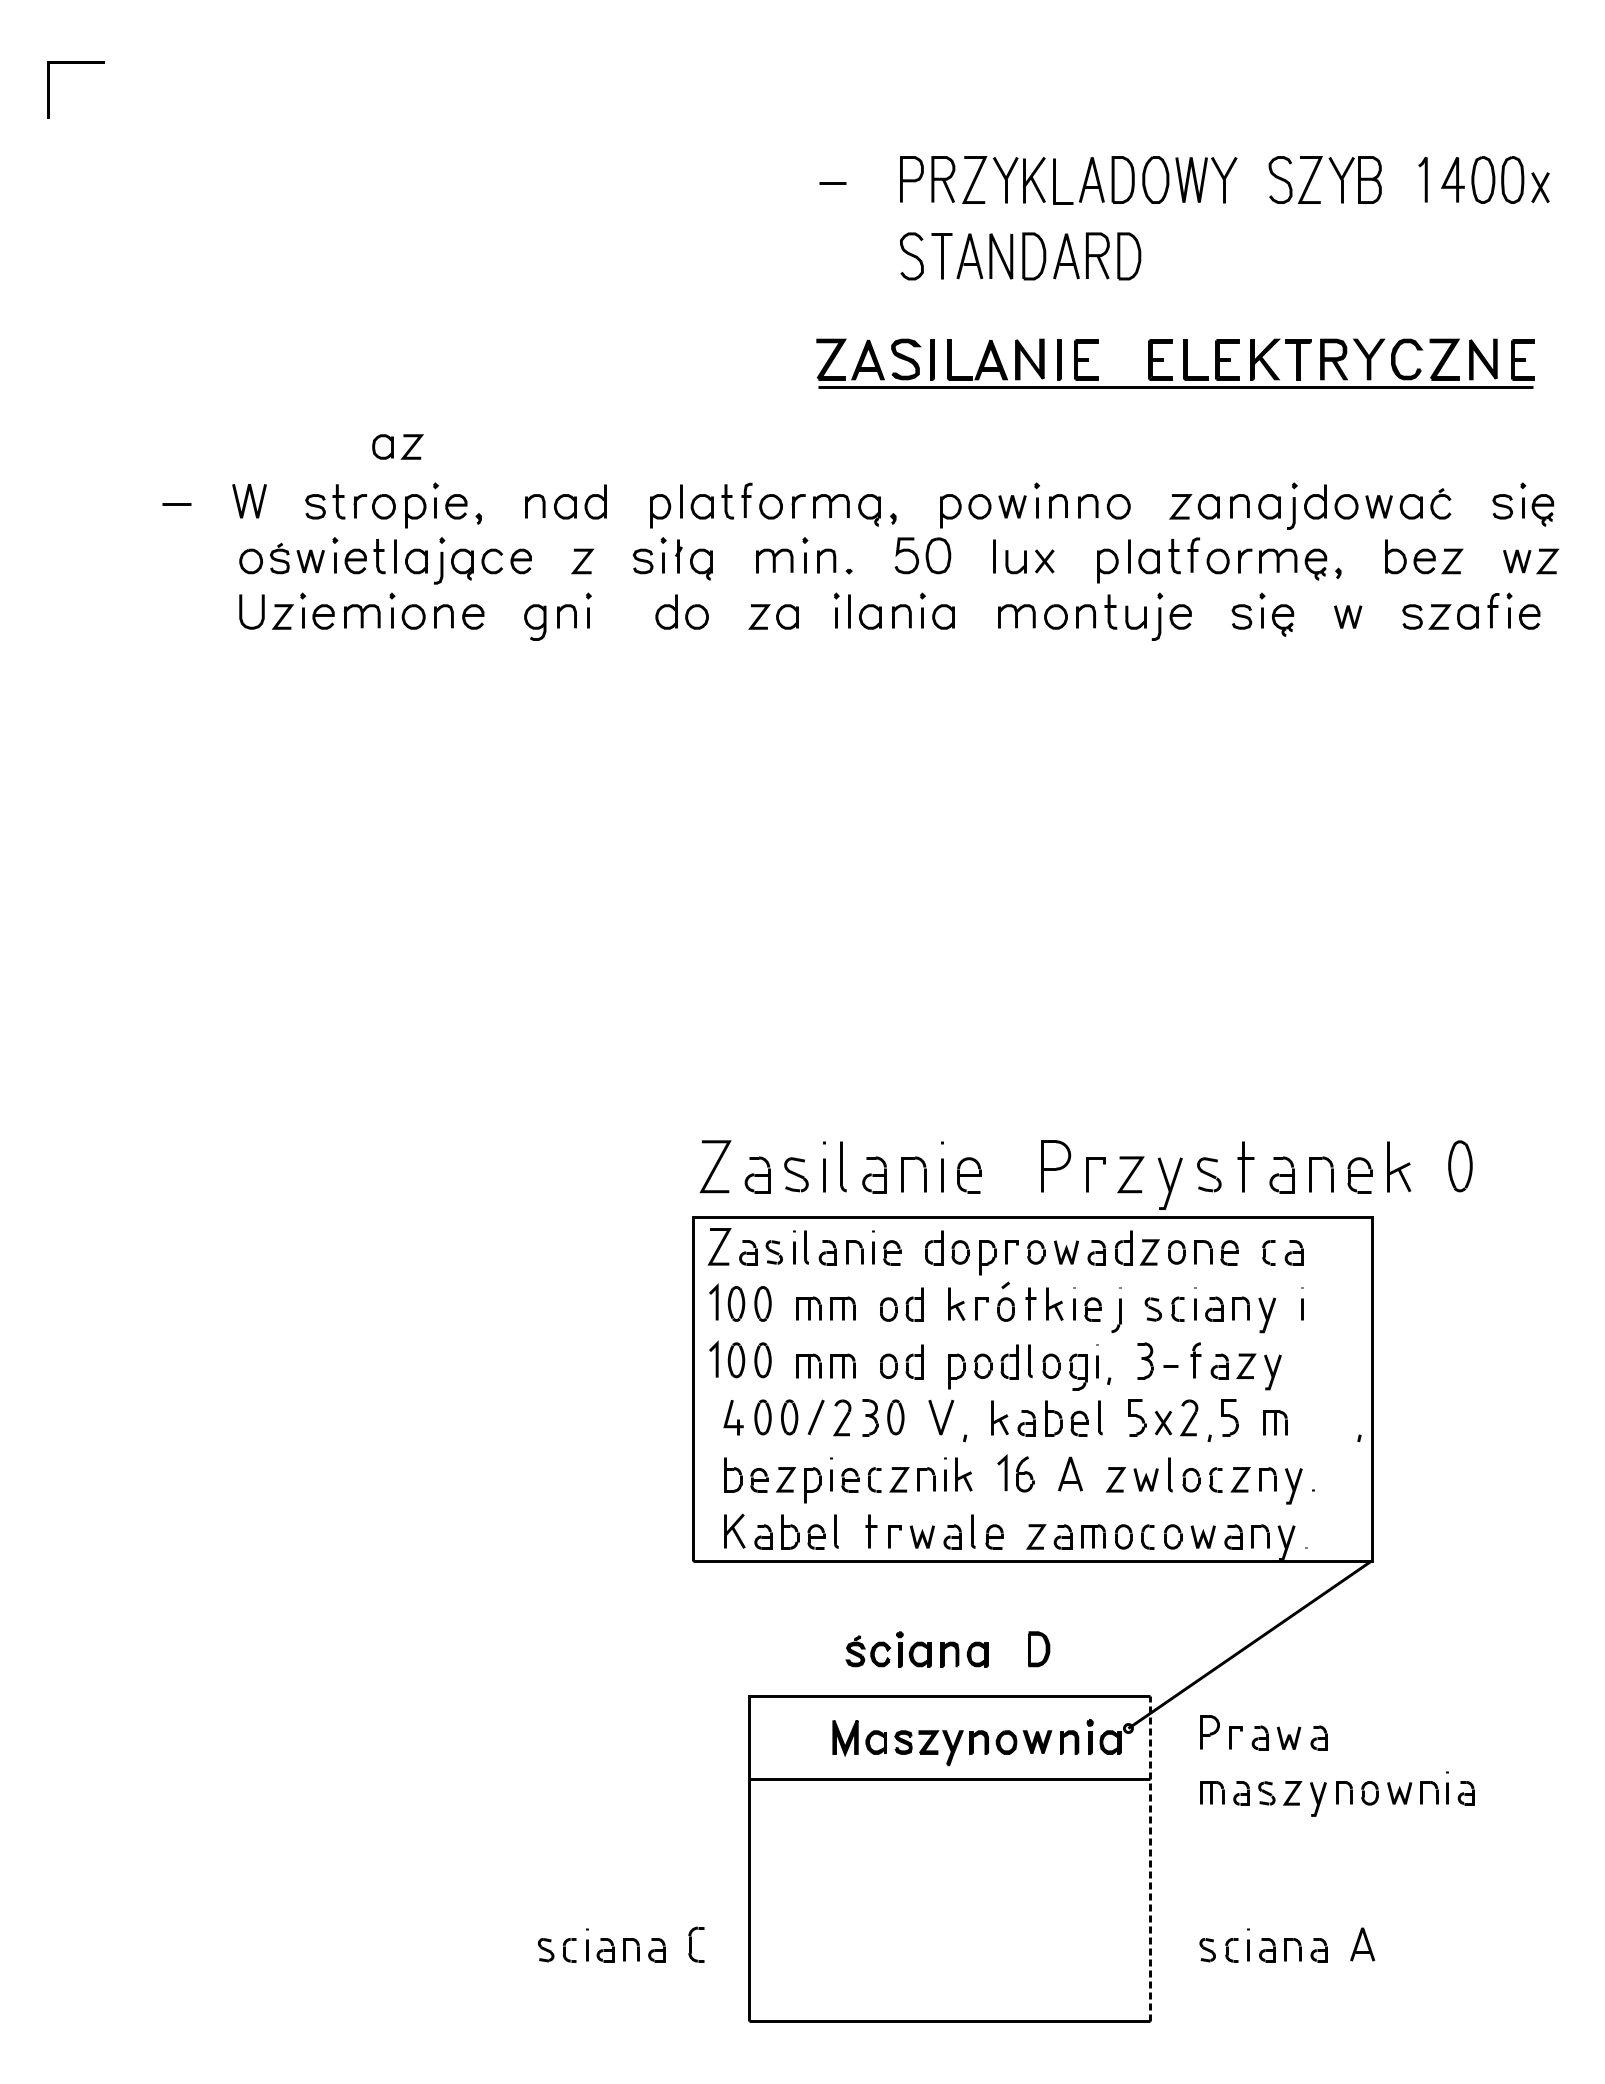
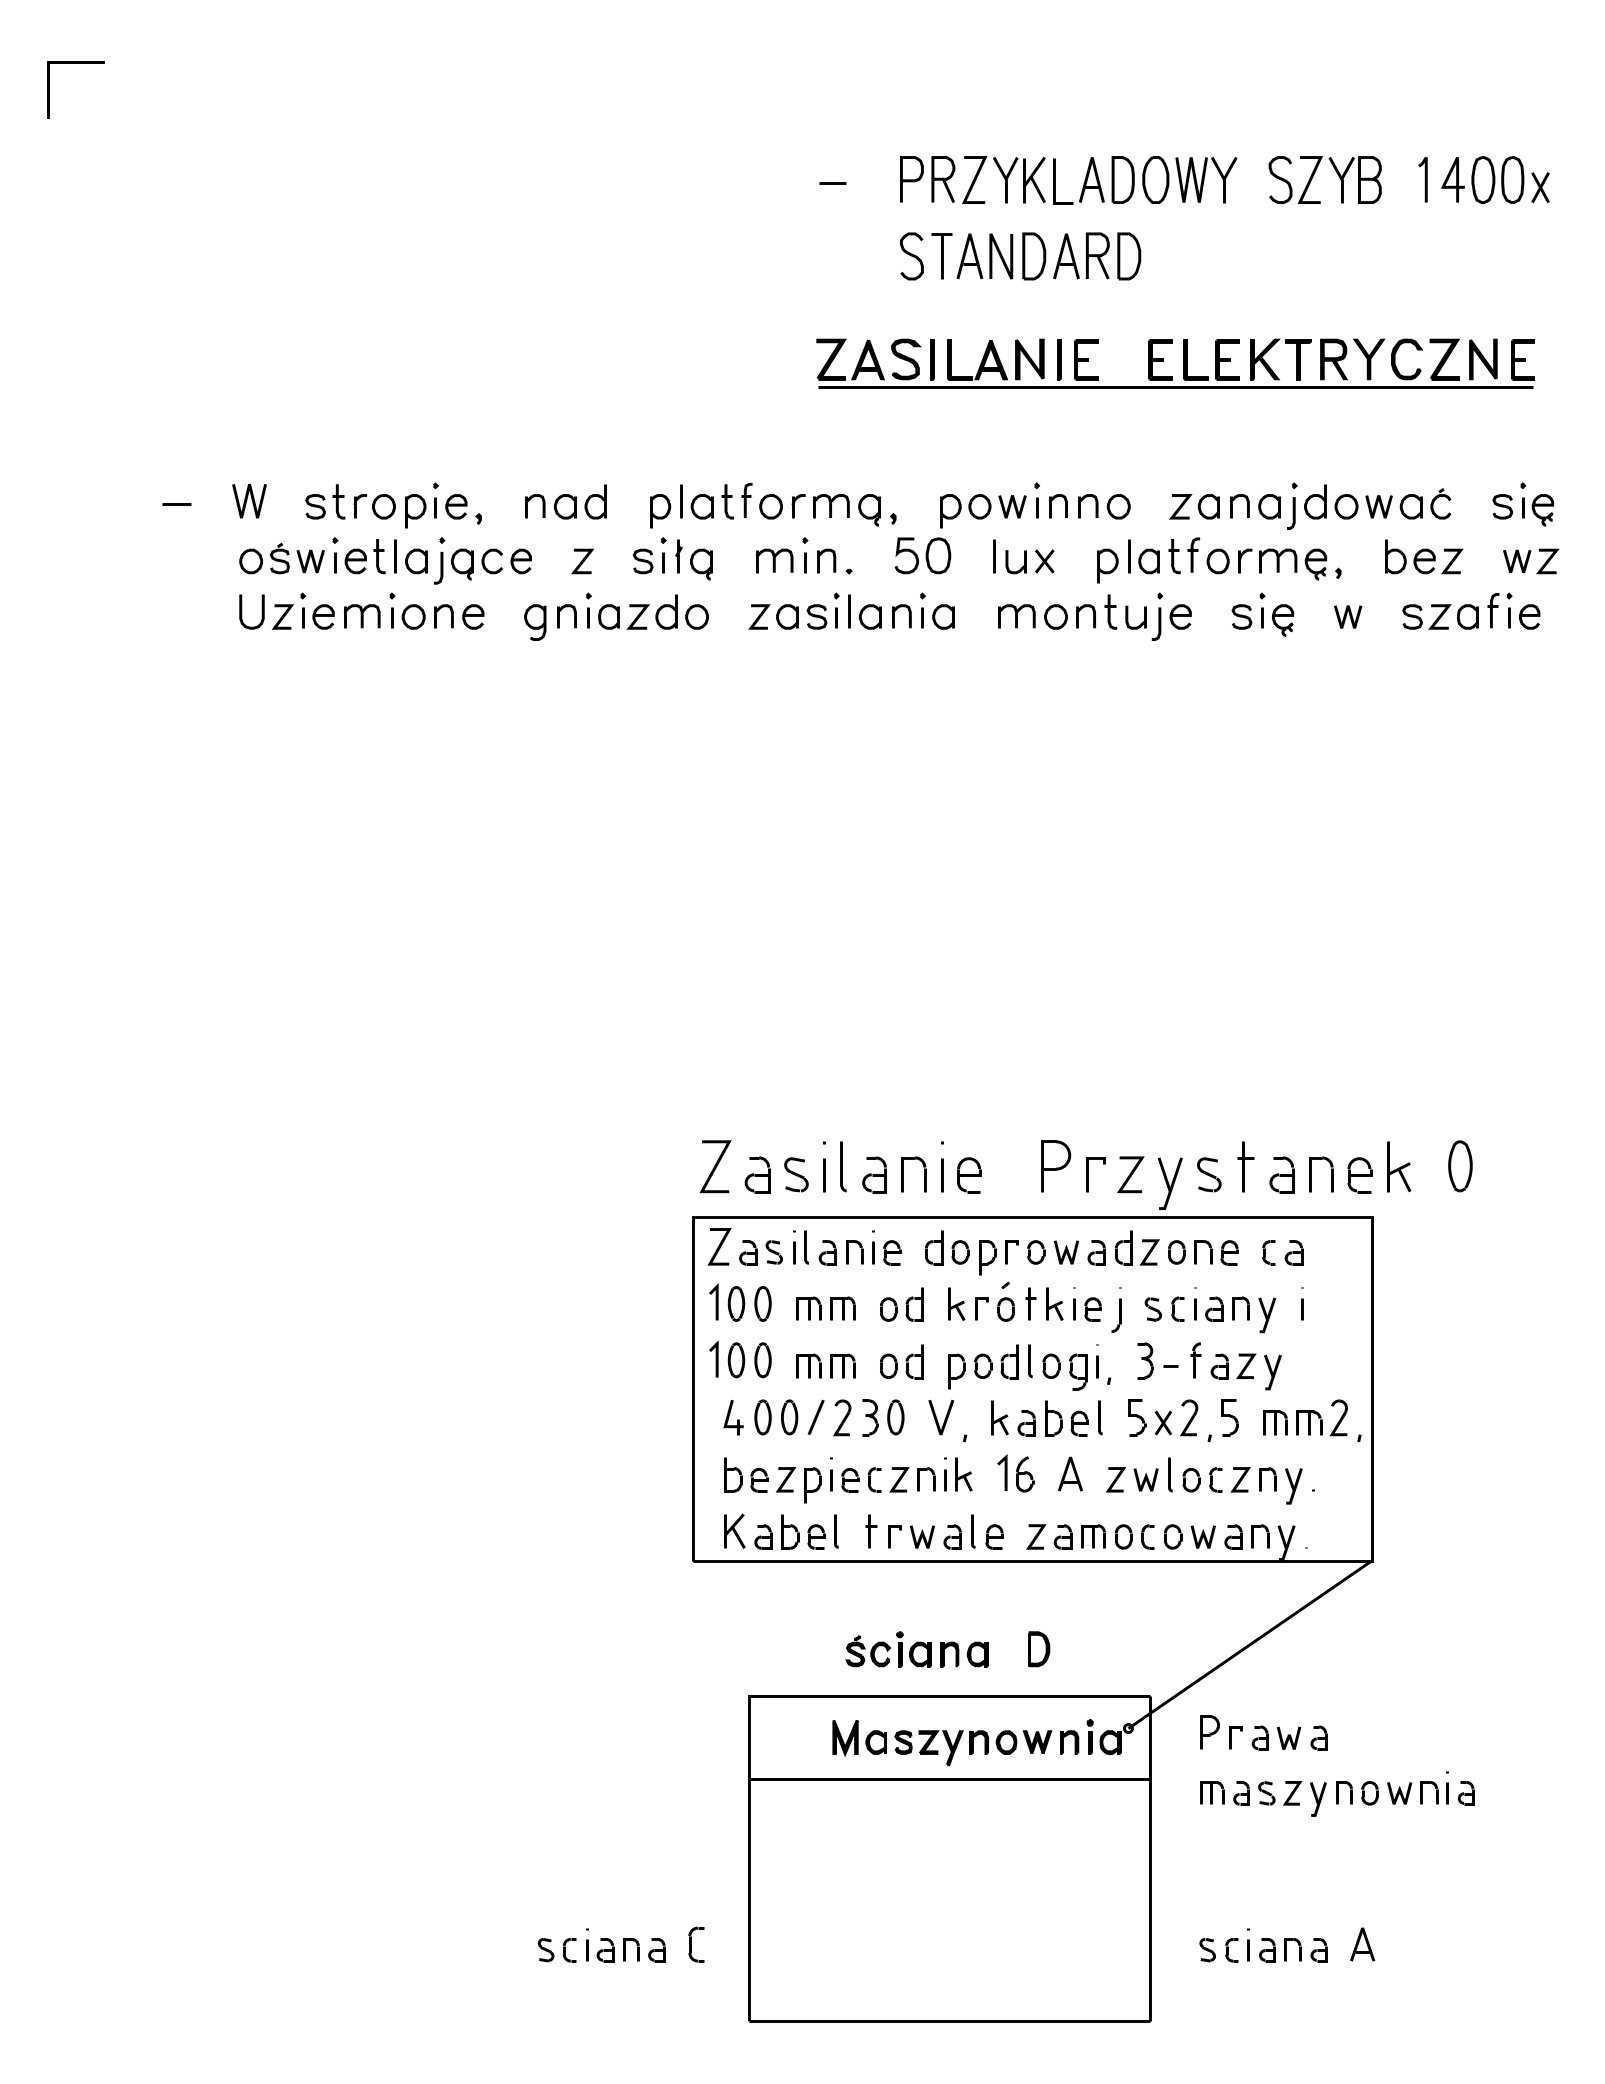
part position: (397, 446) -> (623, 616) (623, 616)
curve: none -> present (816, 616)
part: none -> present (1321, 1417)
line: dashed -> solid (1150, 1858)
